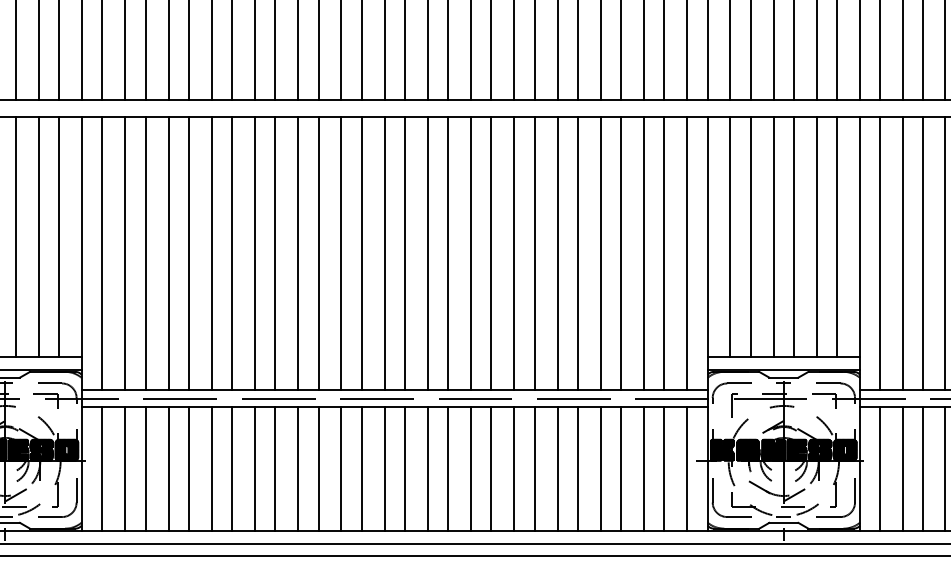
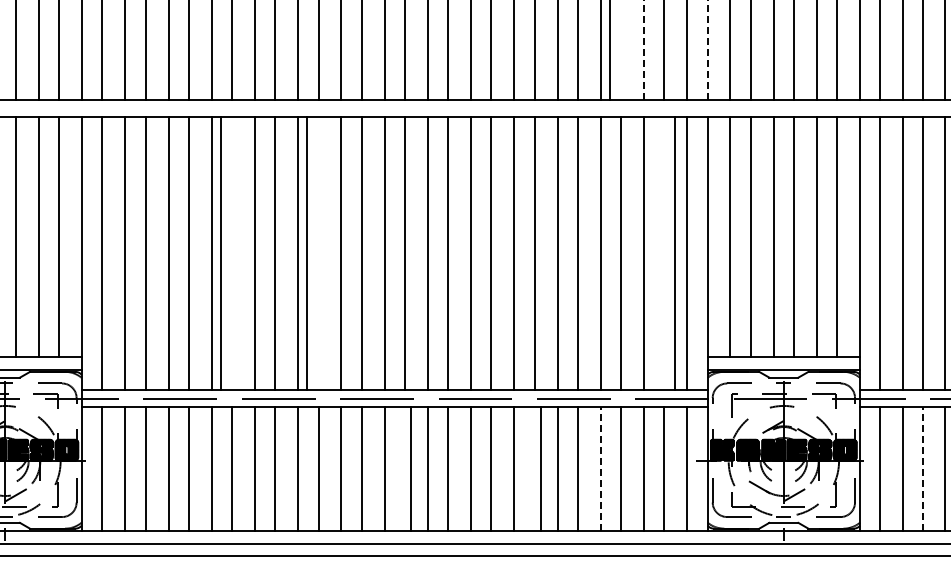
line: solid -> dashed (643, 49)
line: solid -> dashed (707, 49)
line position: (621, 50) -> (610, 50) (610, 50)
line position: (232, 252) -> (221, 252) (221, 252)
line position: (318, 252) -> (306, 252) (306, 252)
line position: (664, 252) -> (675, 252) (675, 252)
line position: (405, 468) -> (411, 468) (411, 468)
line position: (534, 468) -> (540, 468) (540, 468)
line: solid -> dashed (600, 469)
line: solid -> dashed (923, 469)
